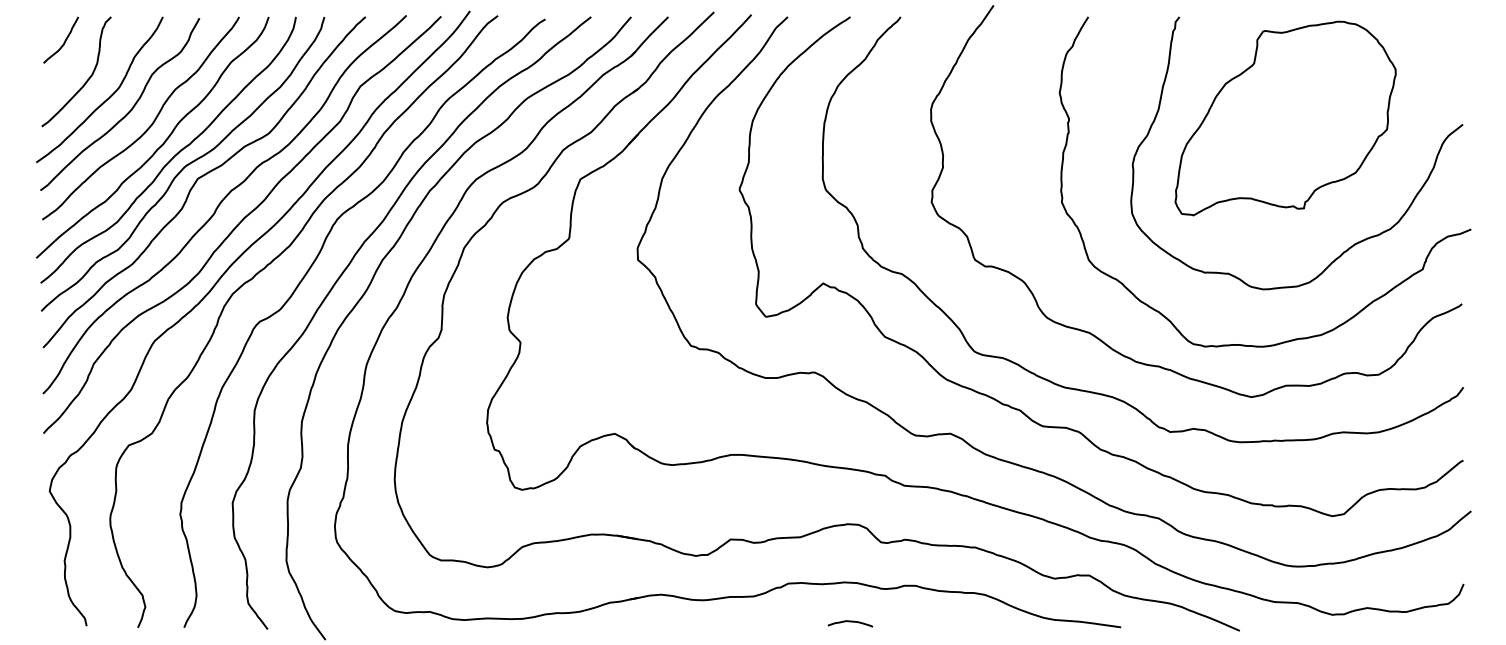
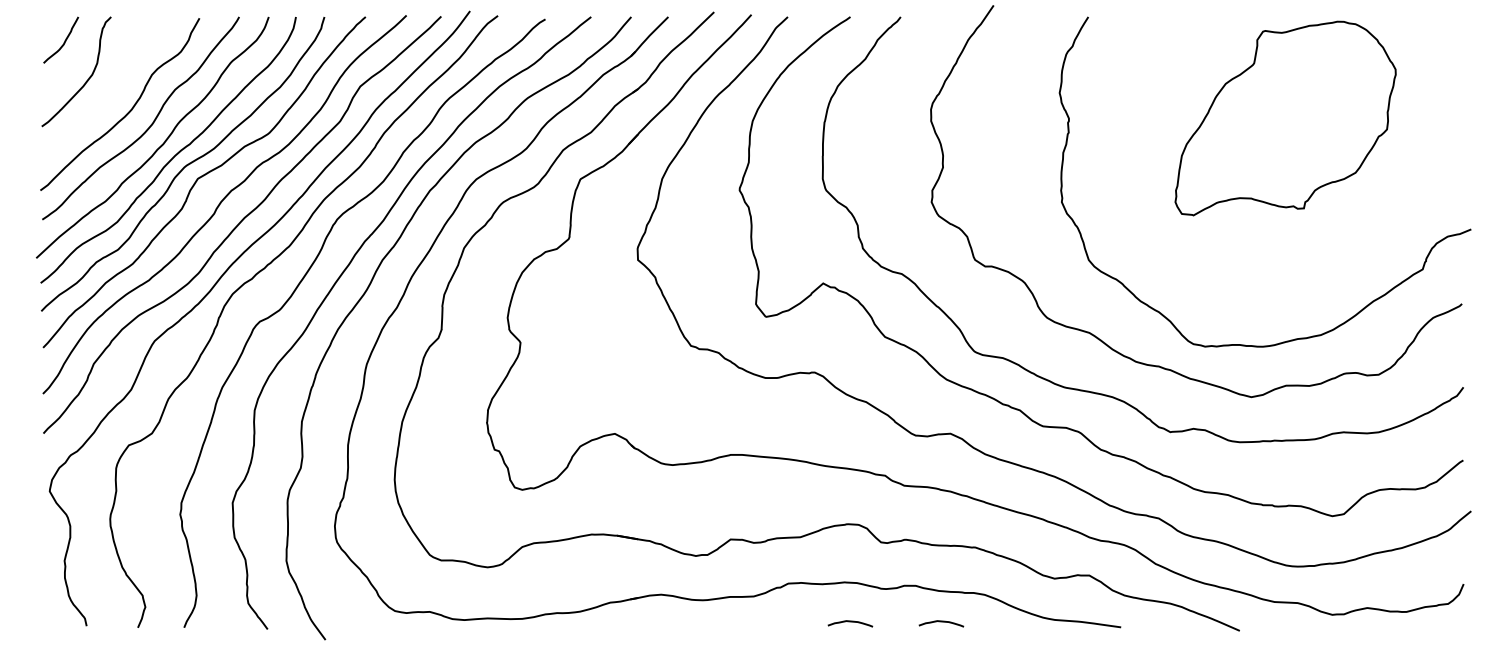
curve: present -> none (108, 97)
curve: present -> none (1354, 243)
curve: none -> present (941, 622)
